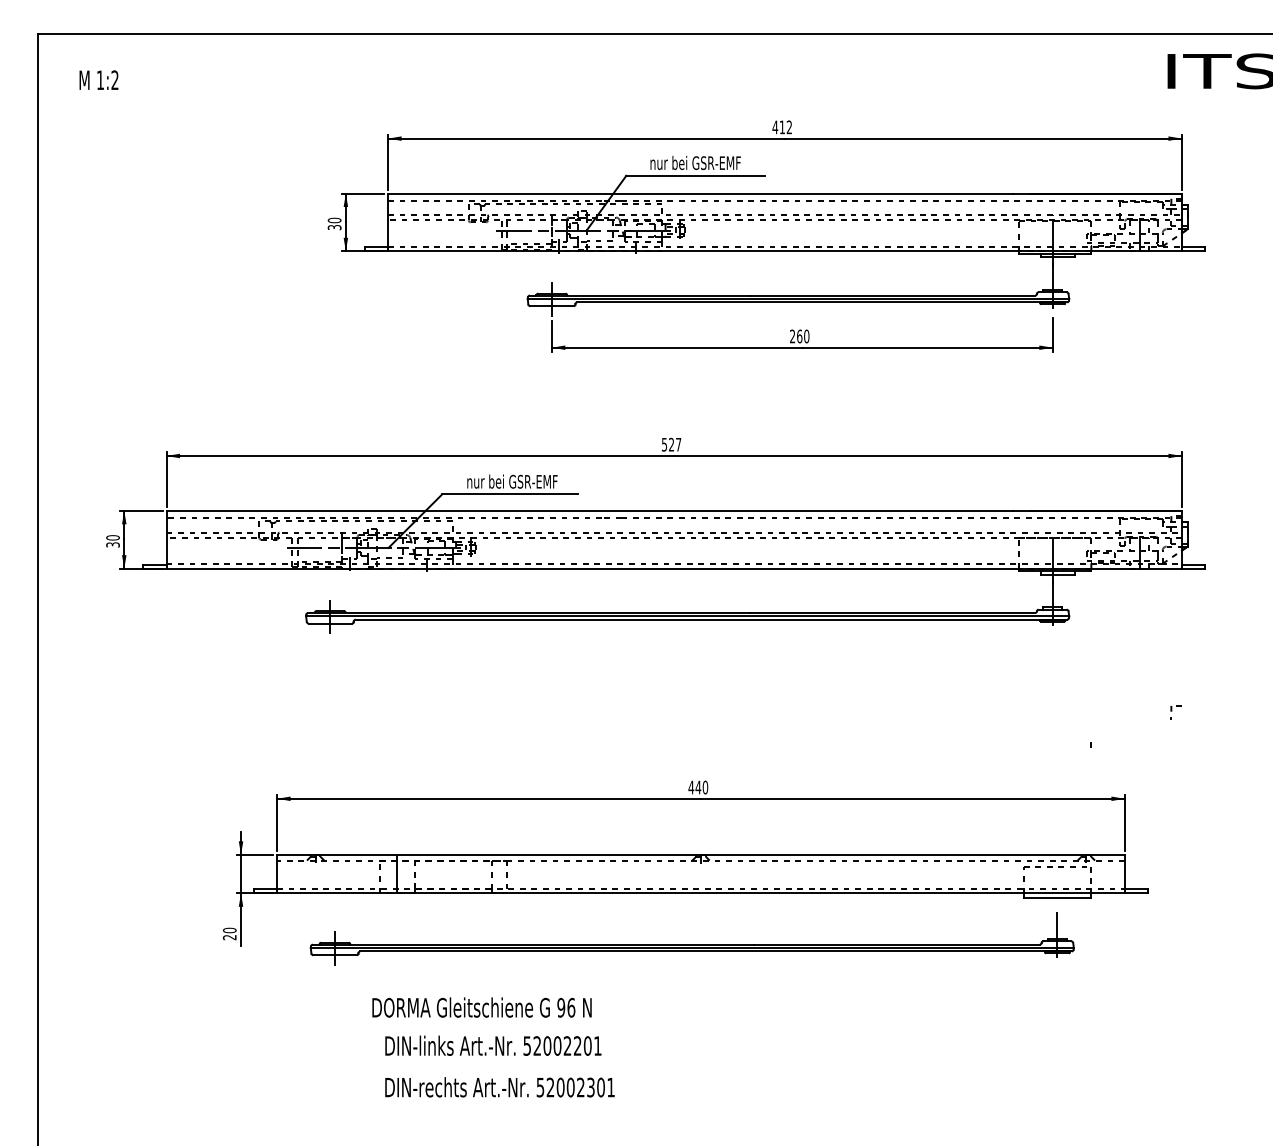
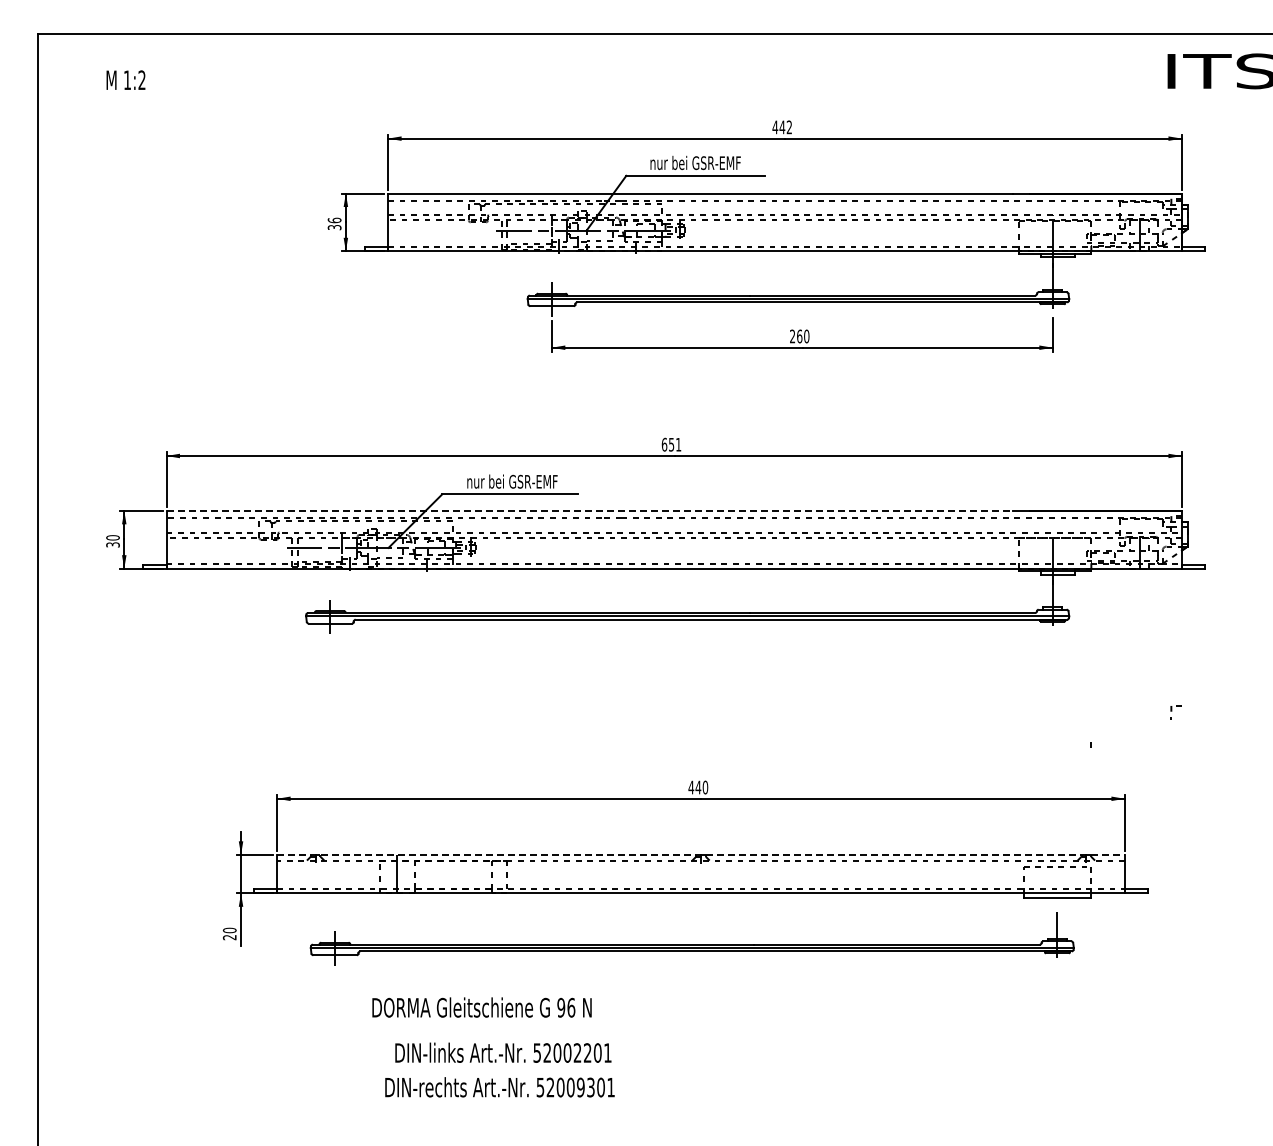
text position: (98, 79) -> (125, 79) (125, 79)
text: 412 -> 442 (782, 127)
text: 30 -> 36 (334, 219)
text: 527 -> 651 (671, 444)
line: solid -> dashed (590, 510)
line: solid -> dashed (701, 854)
text position: (493, 1045) -> (503, 1052) (503, 1052)
text: 52002301 -> 52009301 (580, 1087)
